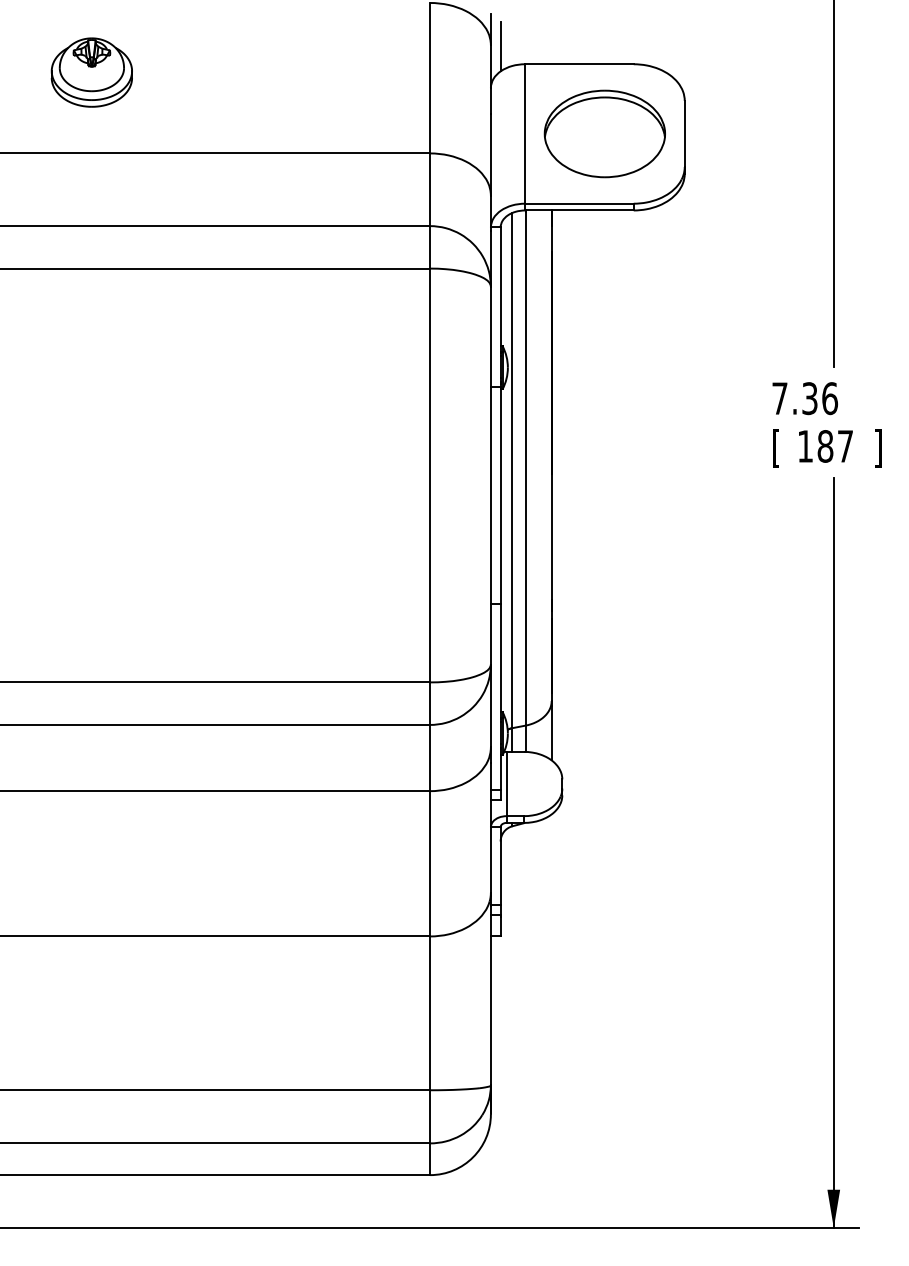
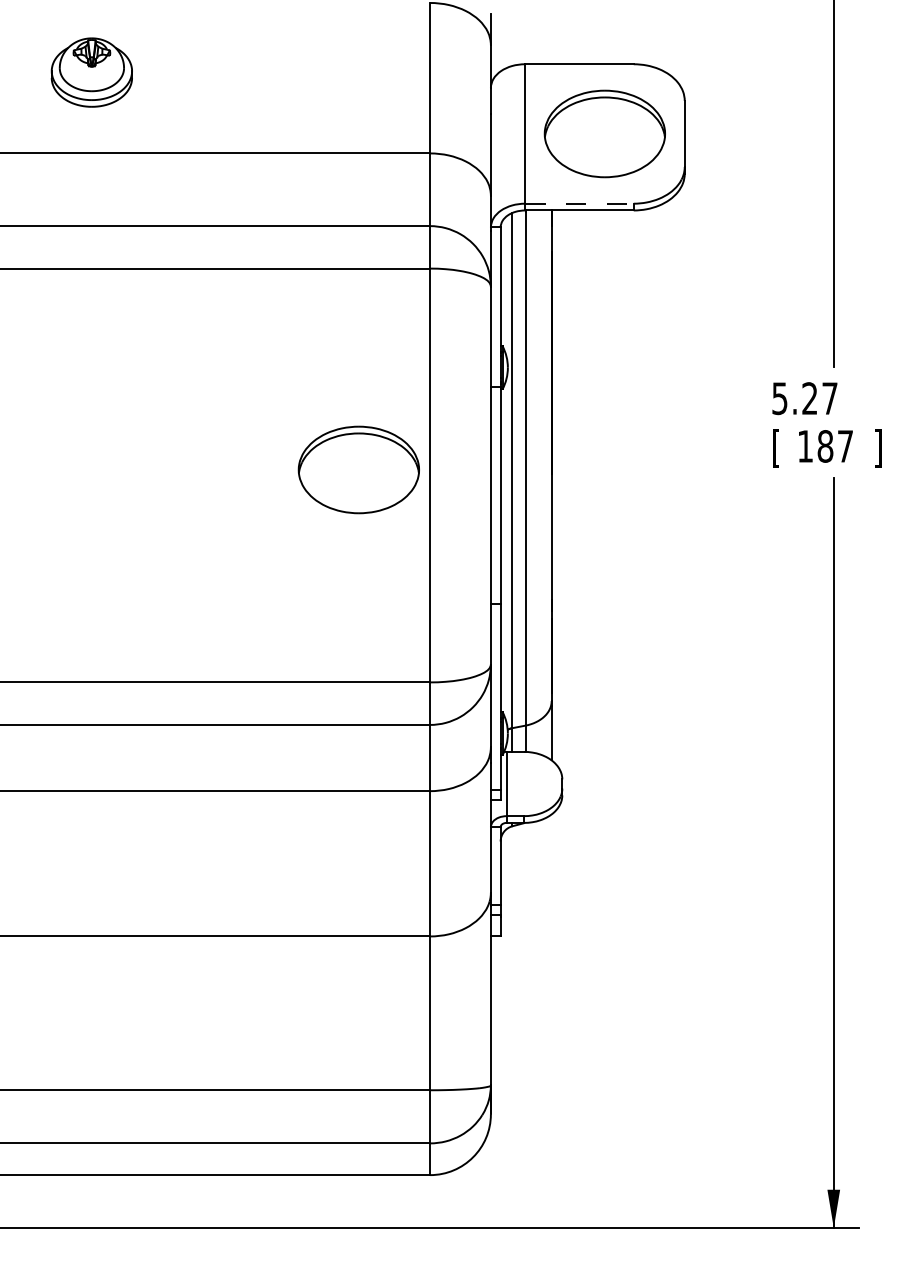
line: present -> none (500, 46)
line: solid -> dashed (579, 203)
text: 7.36 -> 5.27 (805, 398)
part: none -> present (358, 469)
